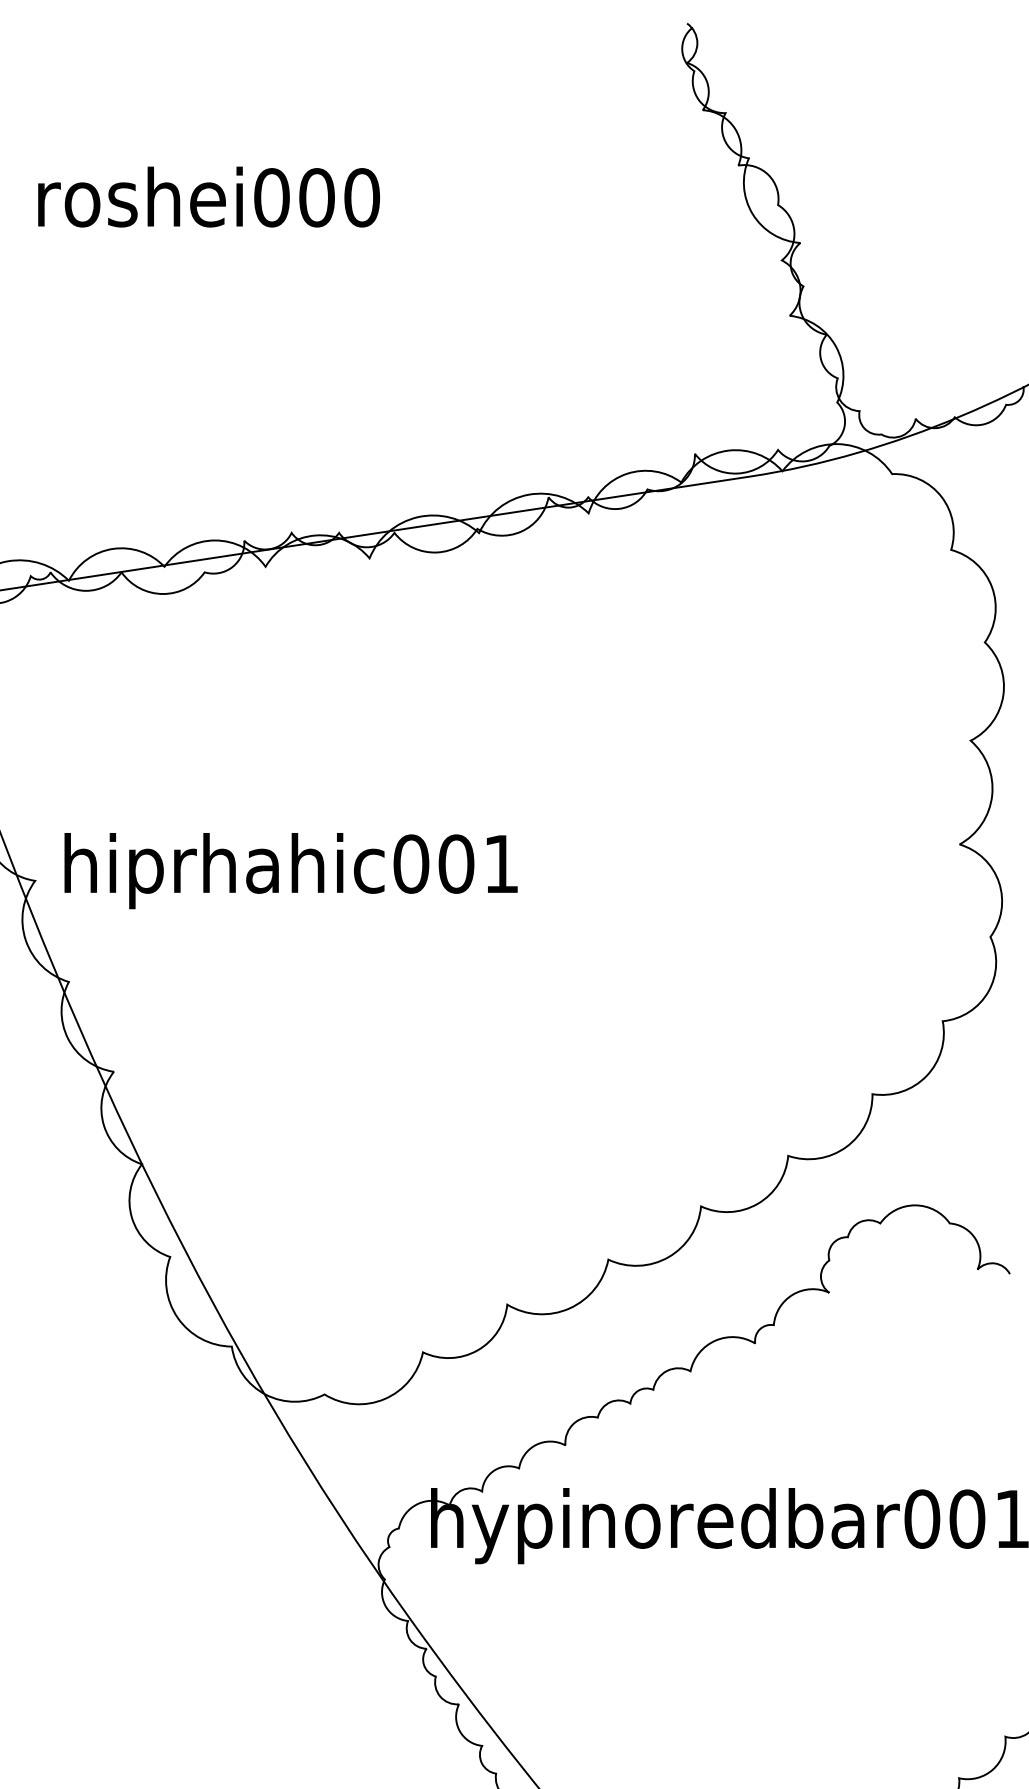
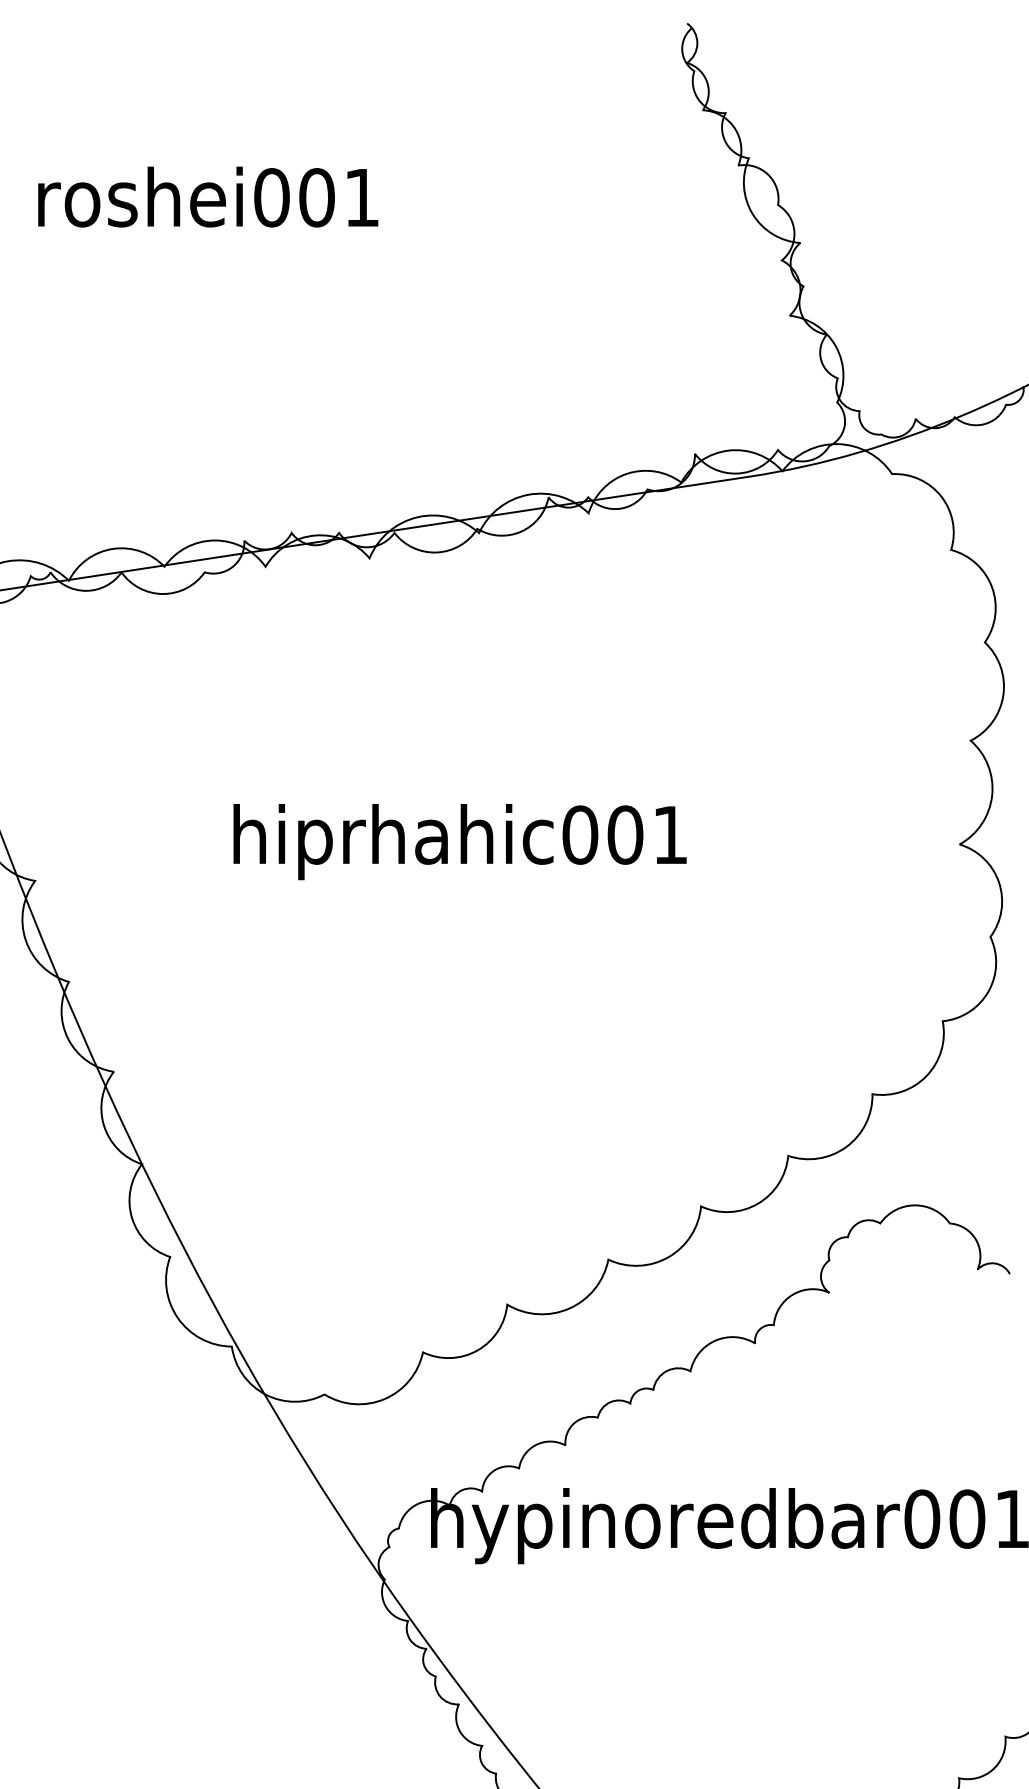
text: roshei000 -> roshei001 (361, 197)
text position: (290, 871) -> (459, 842) (459, 842)
